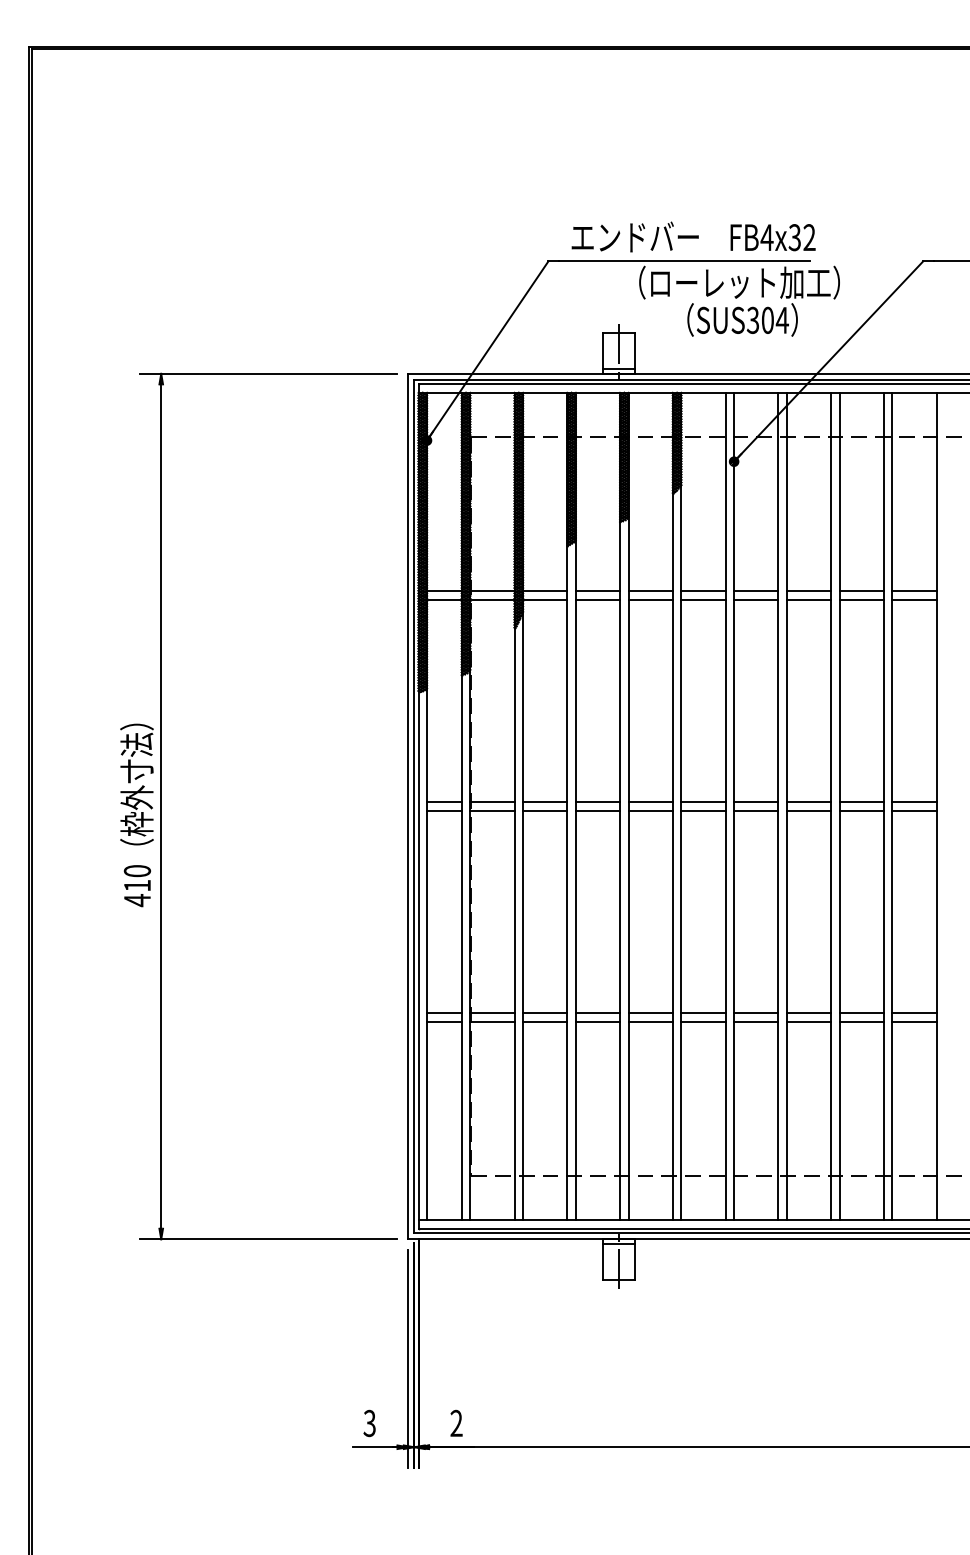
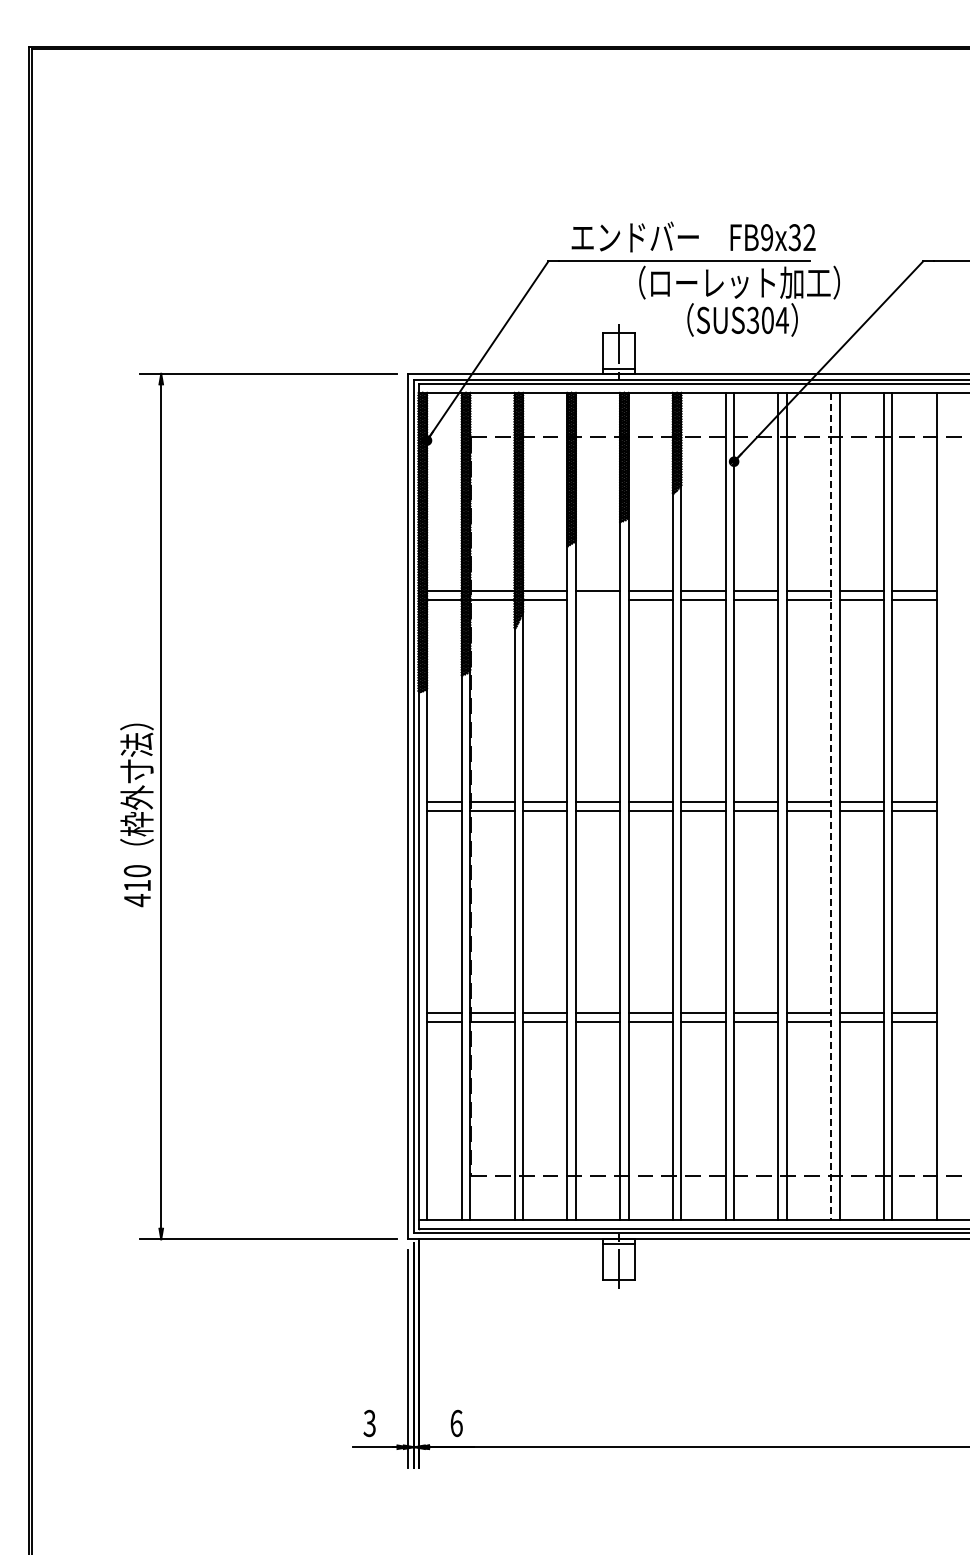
text: FB4x32 -> FB9x32 (766, 237)
line: present -> none (597, 599)
line: solid -> dashed (831, 806)
text: 2 -> 6 (456, 1423)
